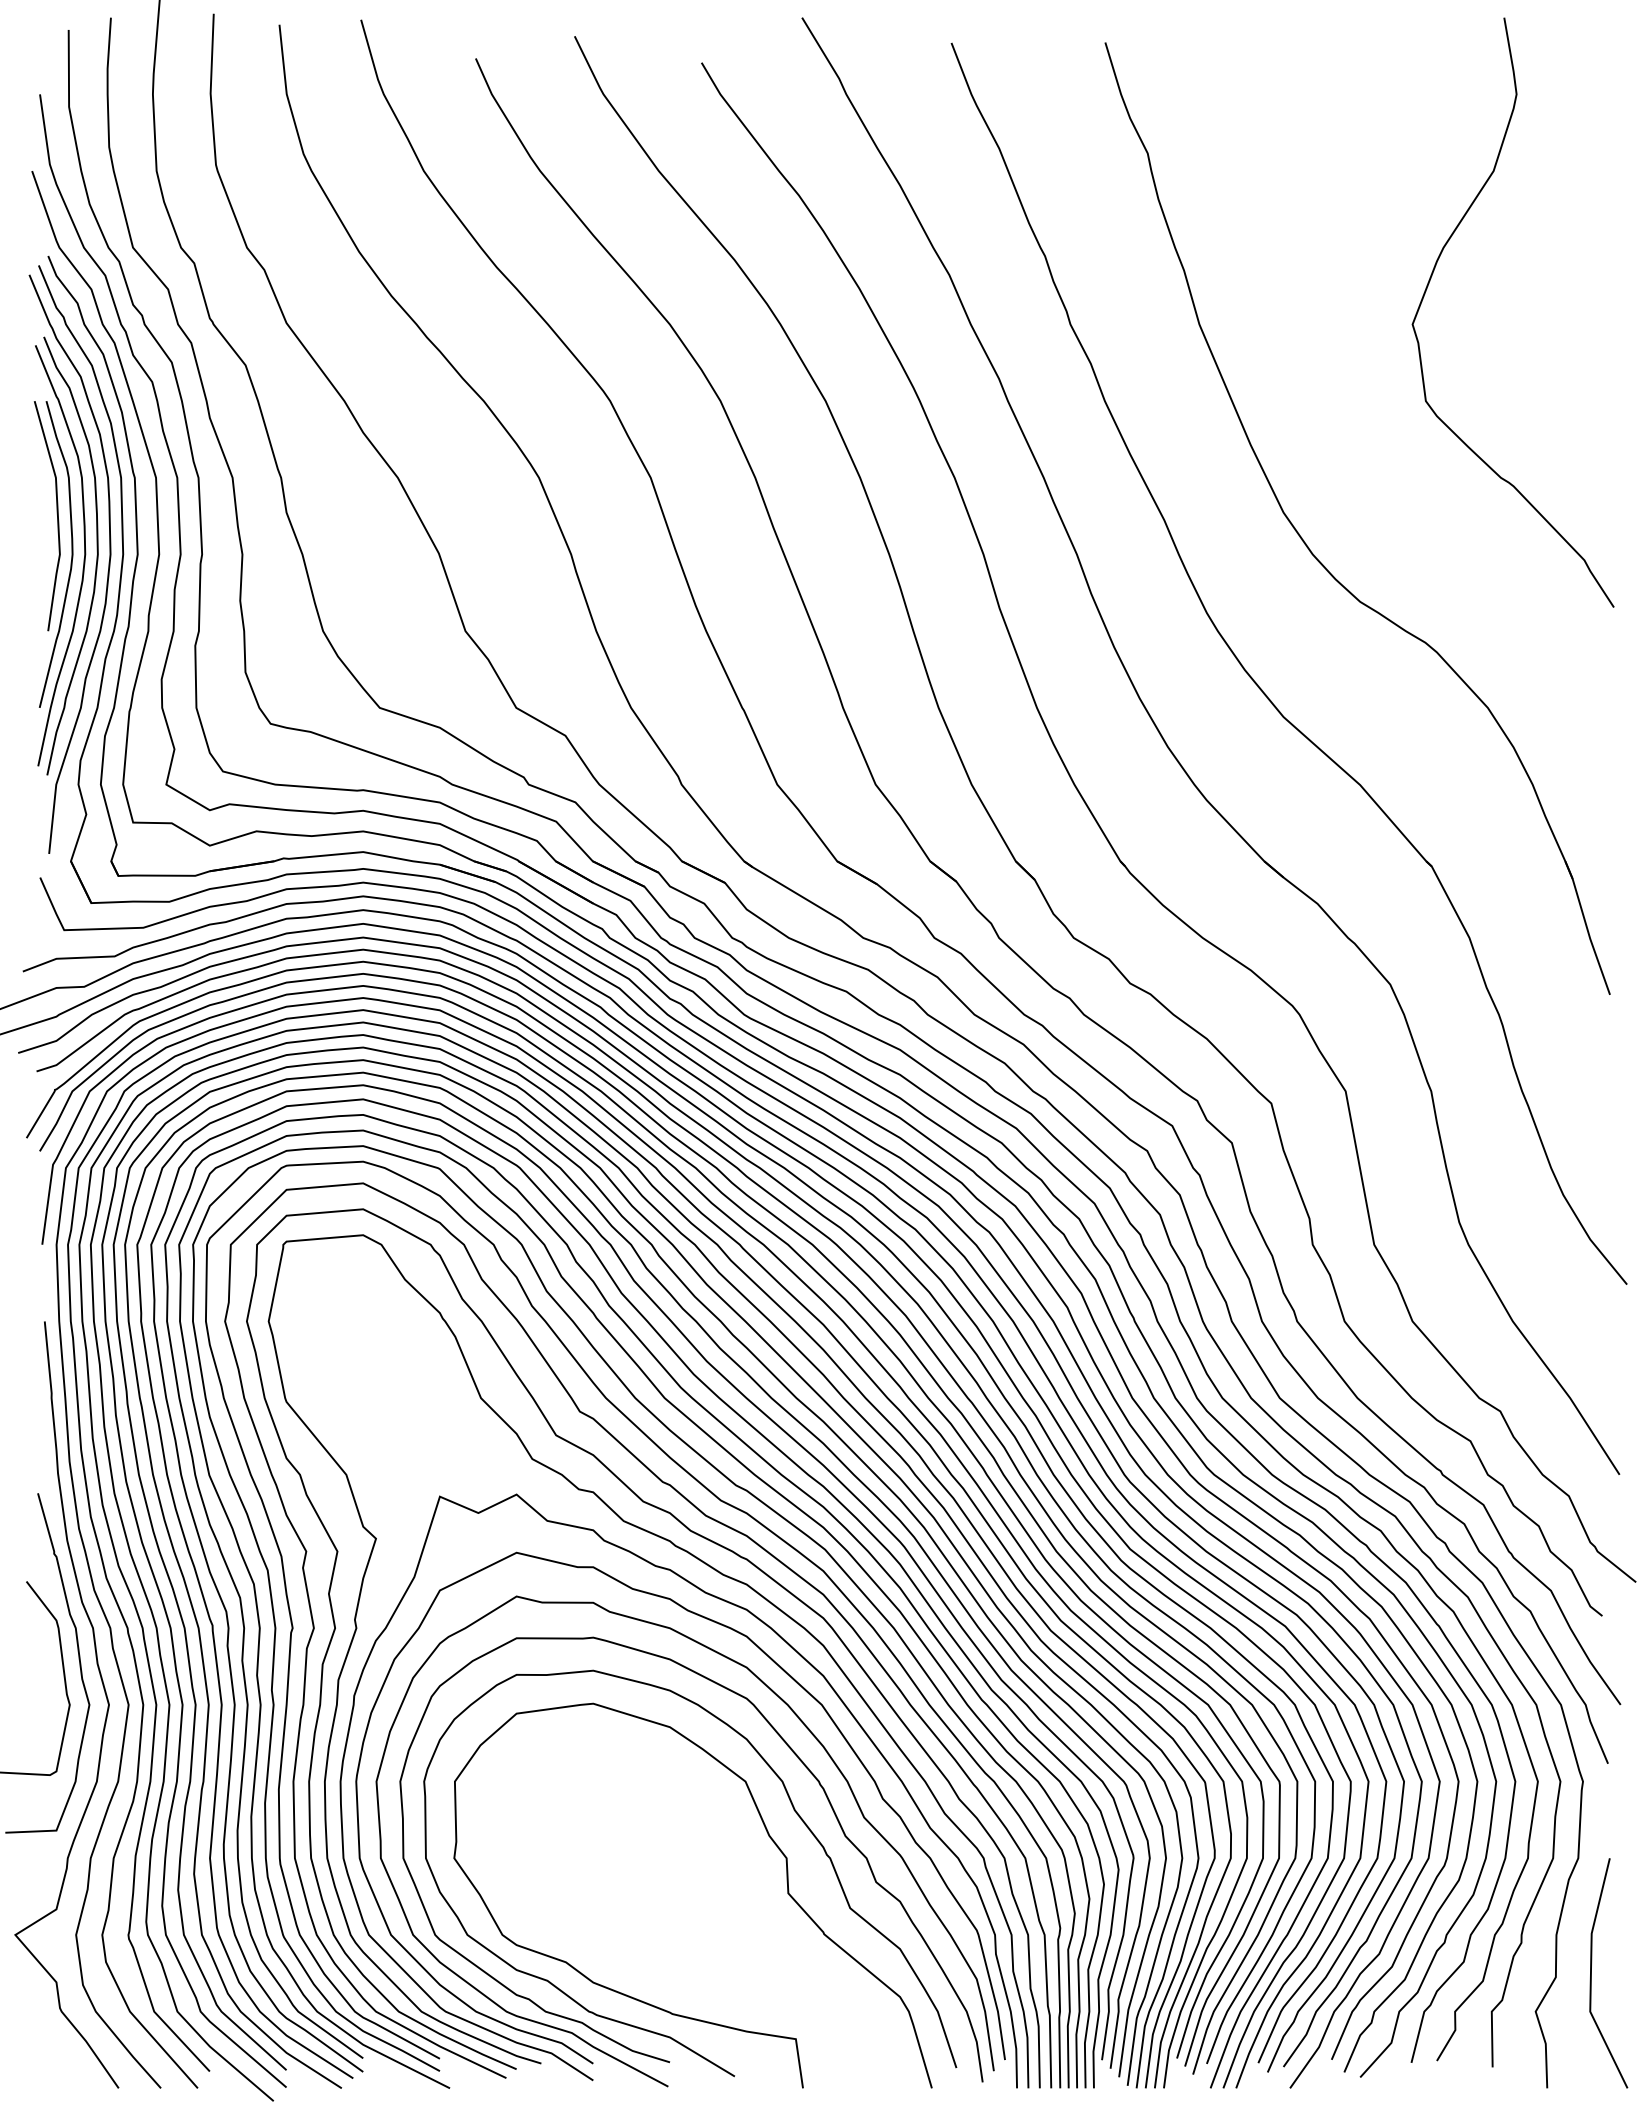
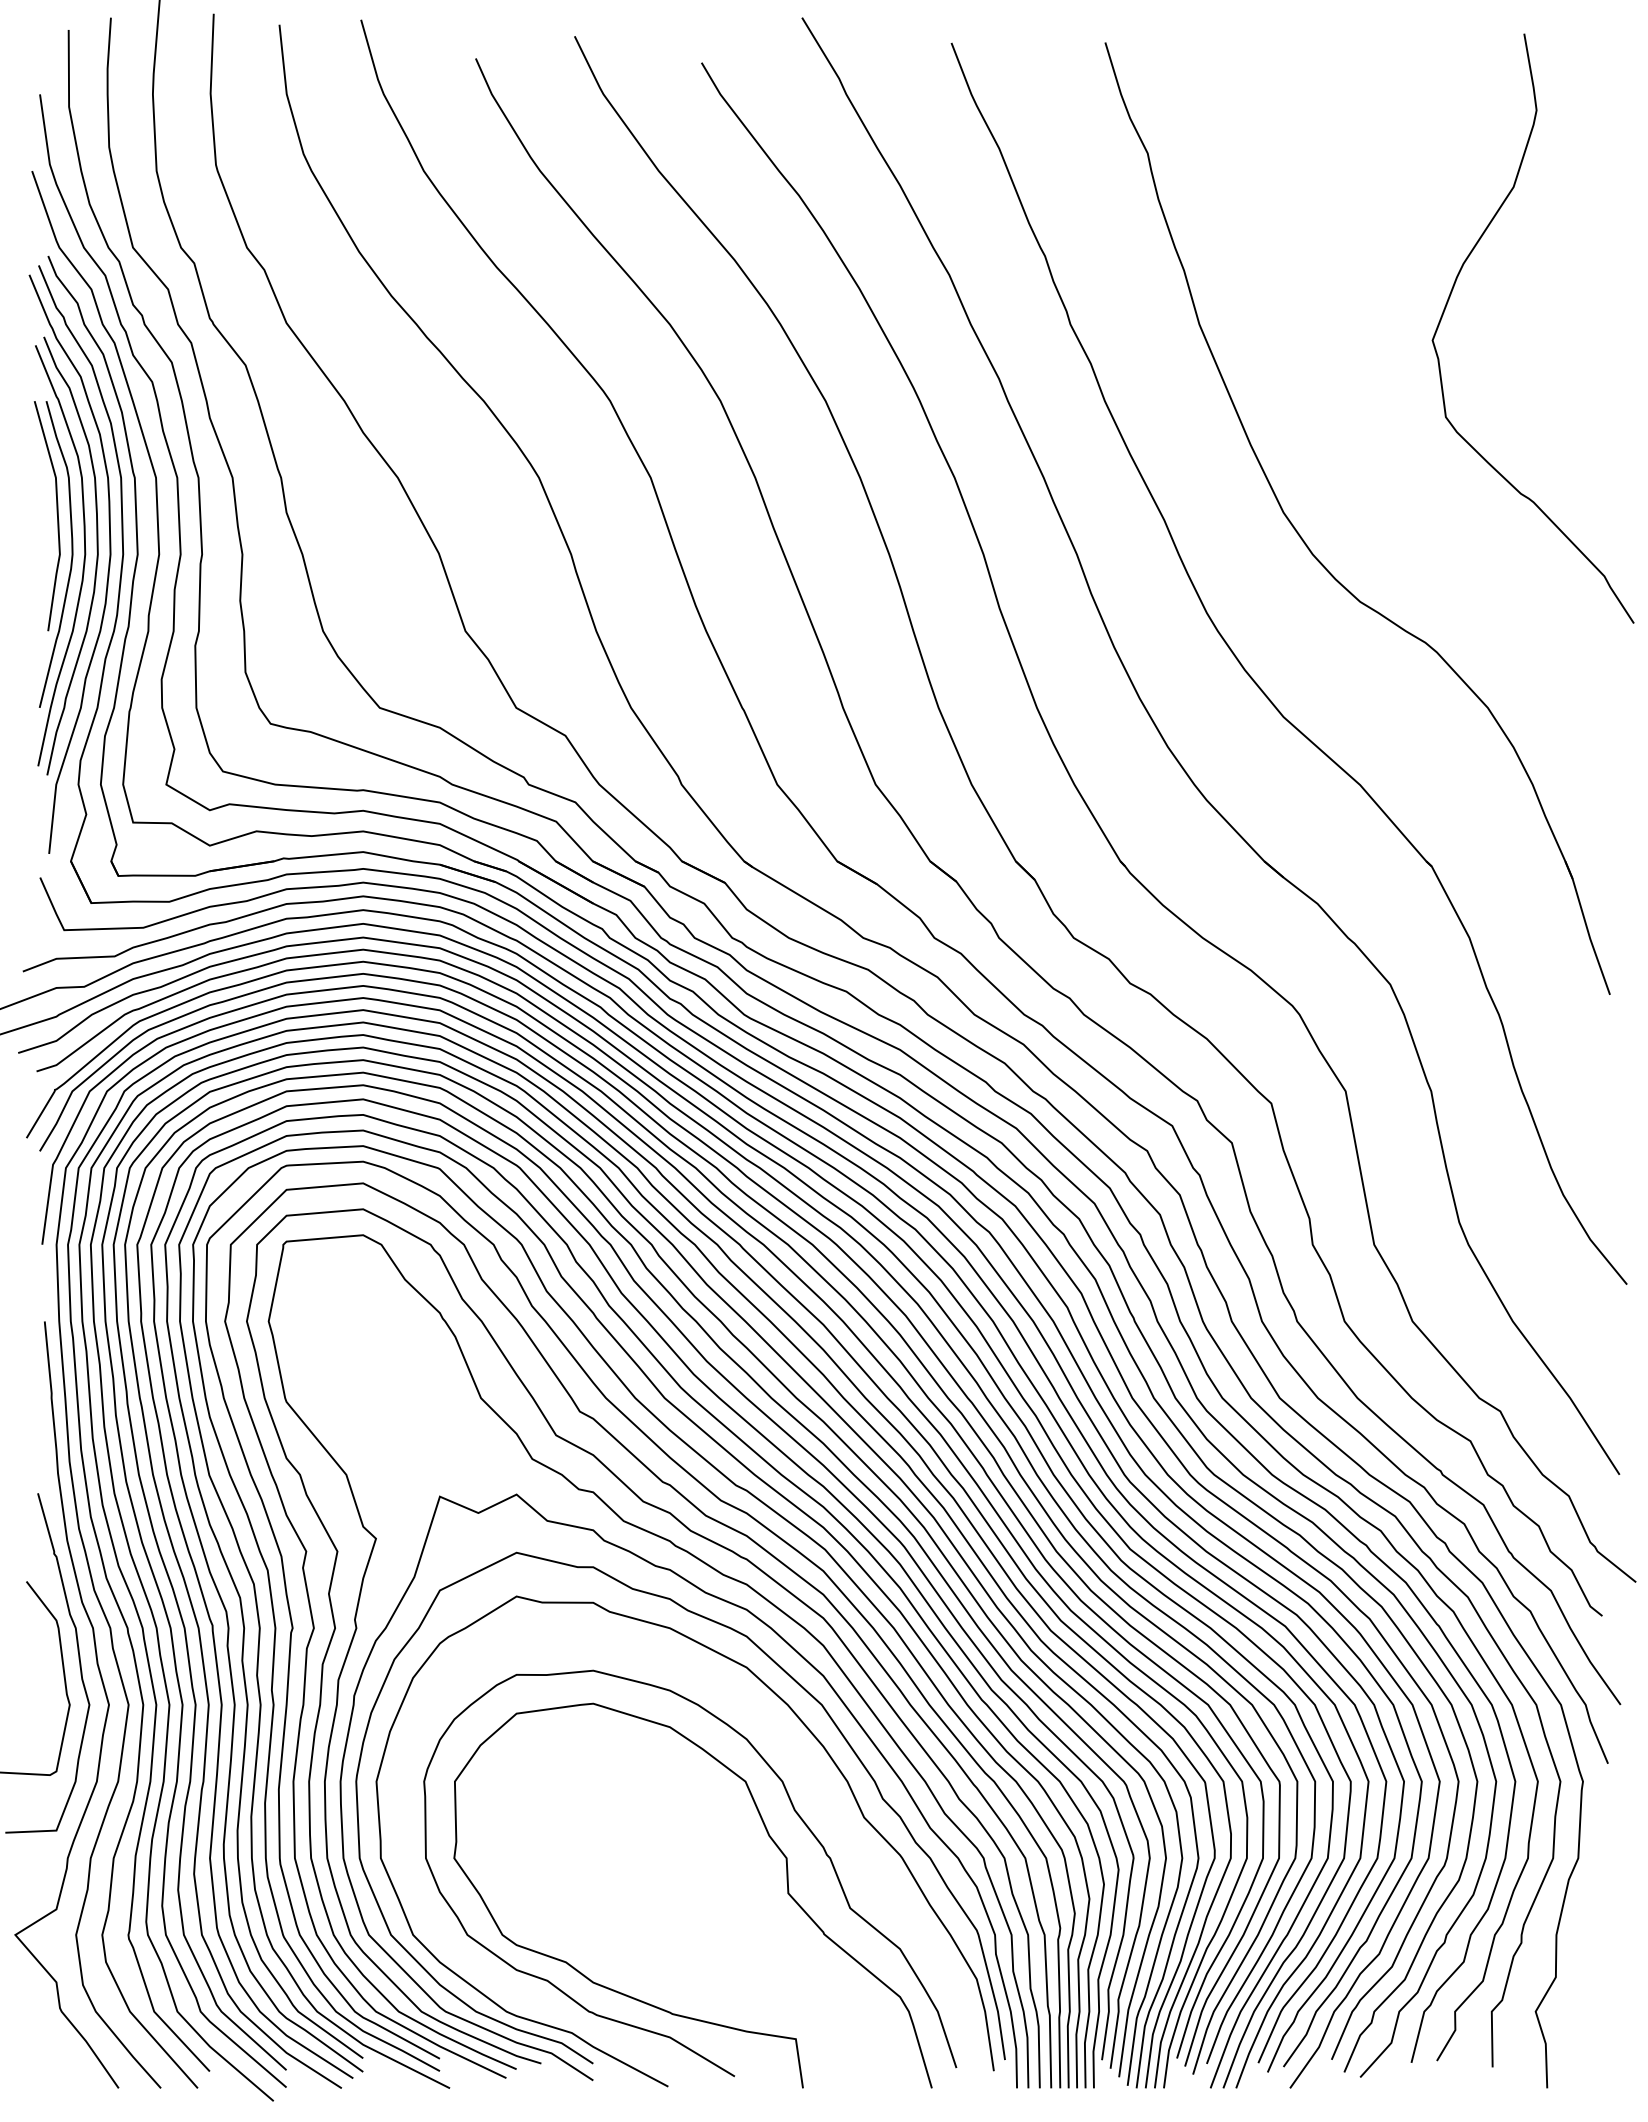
curve position: (1430, 281) -> (1450, 297) (1450, 297)
curve: present -> none (804, 1766)
line: present -> none (1591, 1973)
